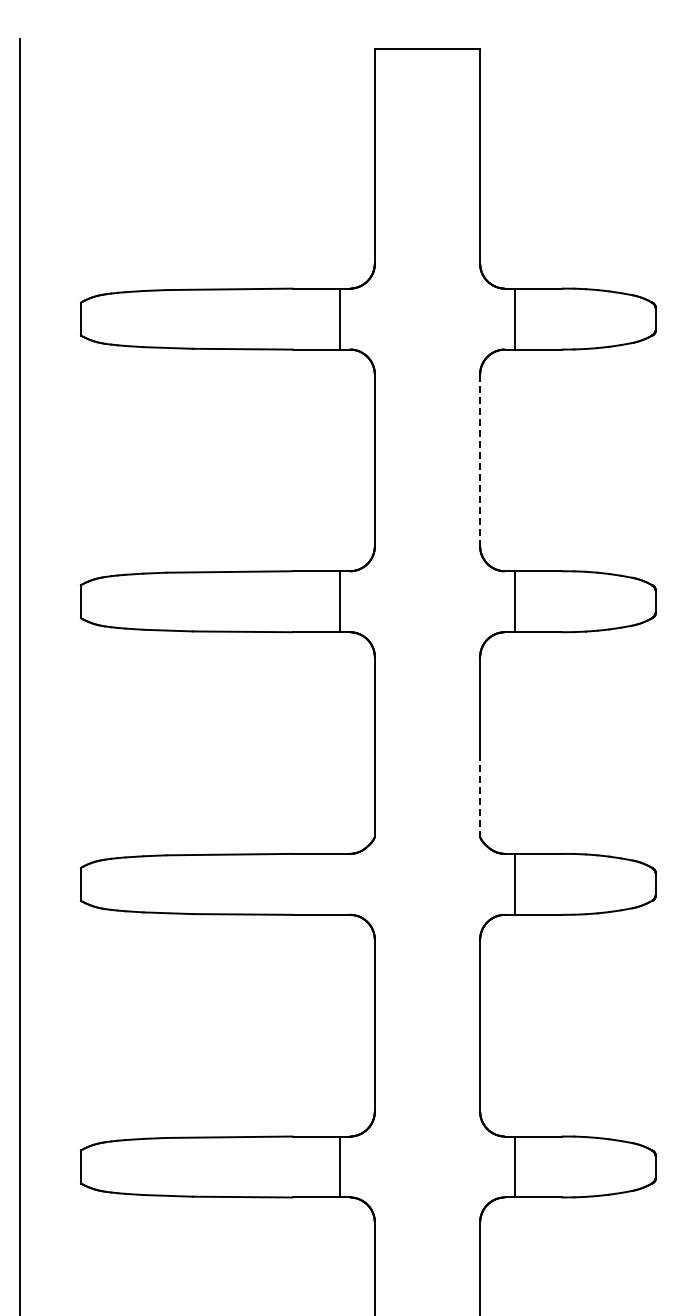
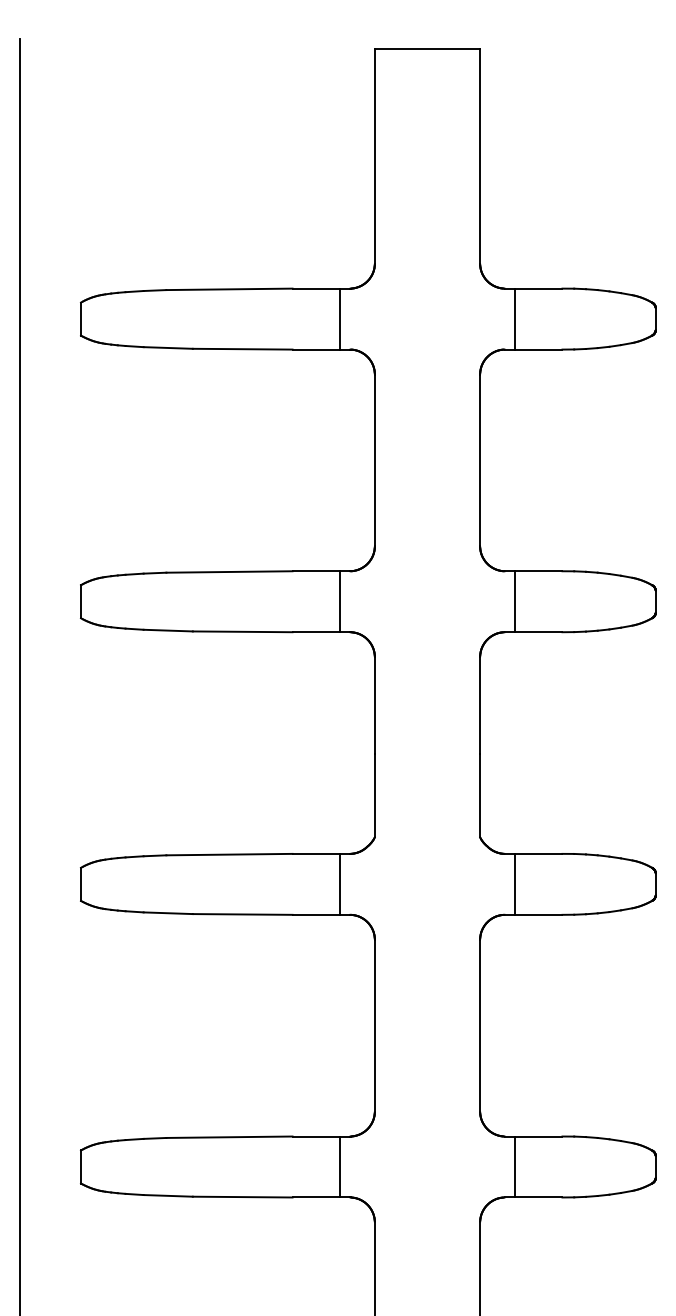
line: dashed -> solid (480, 460)
line: dashed -> solid (480, 795)
line: none -> present (340, 883)
